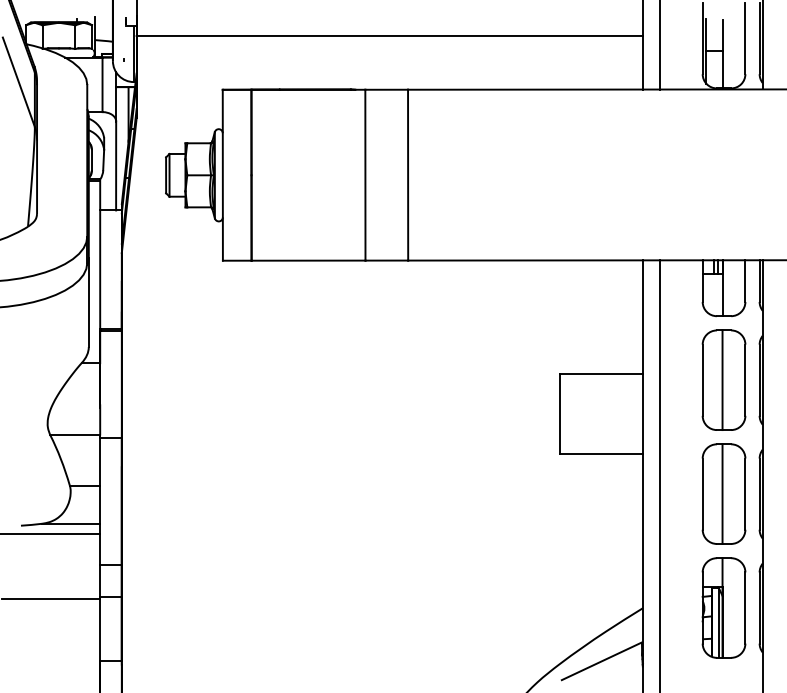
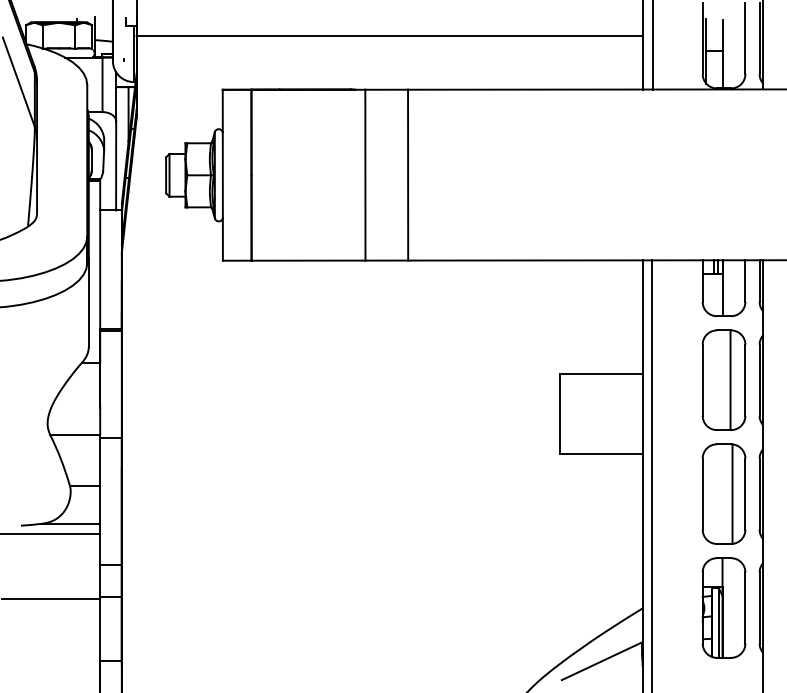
line position: (659, 45) -> (652, 45) (652, 45)
line position: (722, 380) -> (730, 380) (730, 380)
line position: (659, 474) -> (651, 474) (651, 474)
line position: (722, 493) -> (732, 493) (732, 493)
